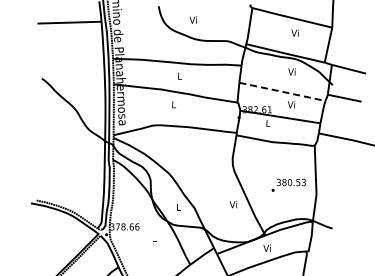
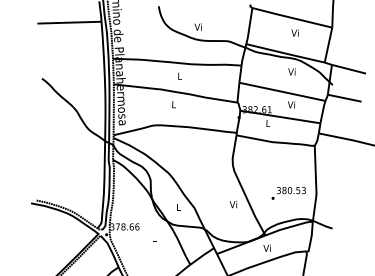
text position: (192, 19) -> (197, 26) (197, 26)
line: dashed -> solid (281, 91)
text position: (288, 185) -> (288, 193) (288, 193)
